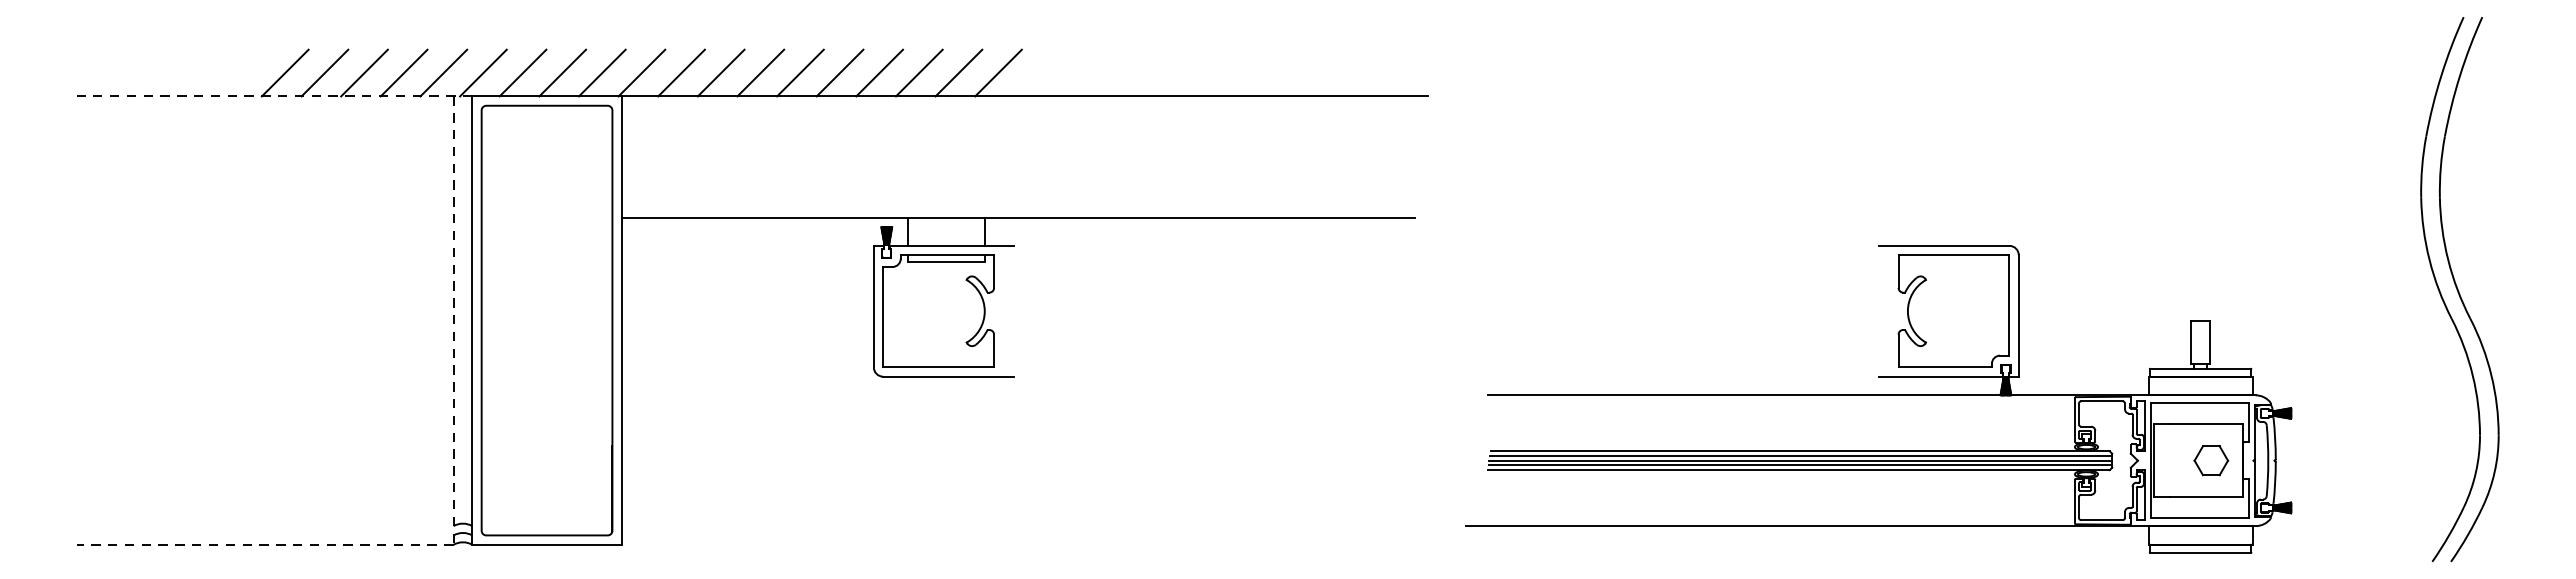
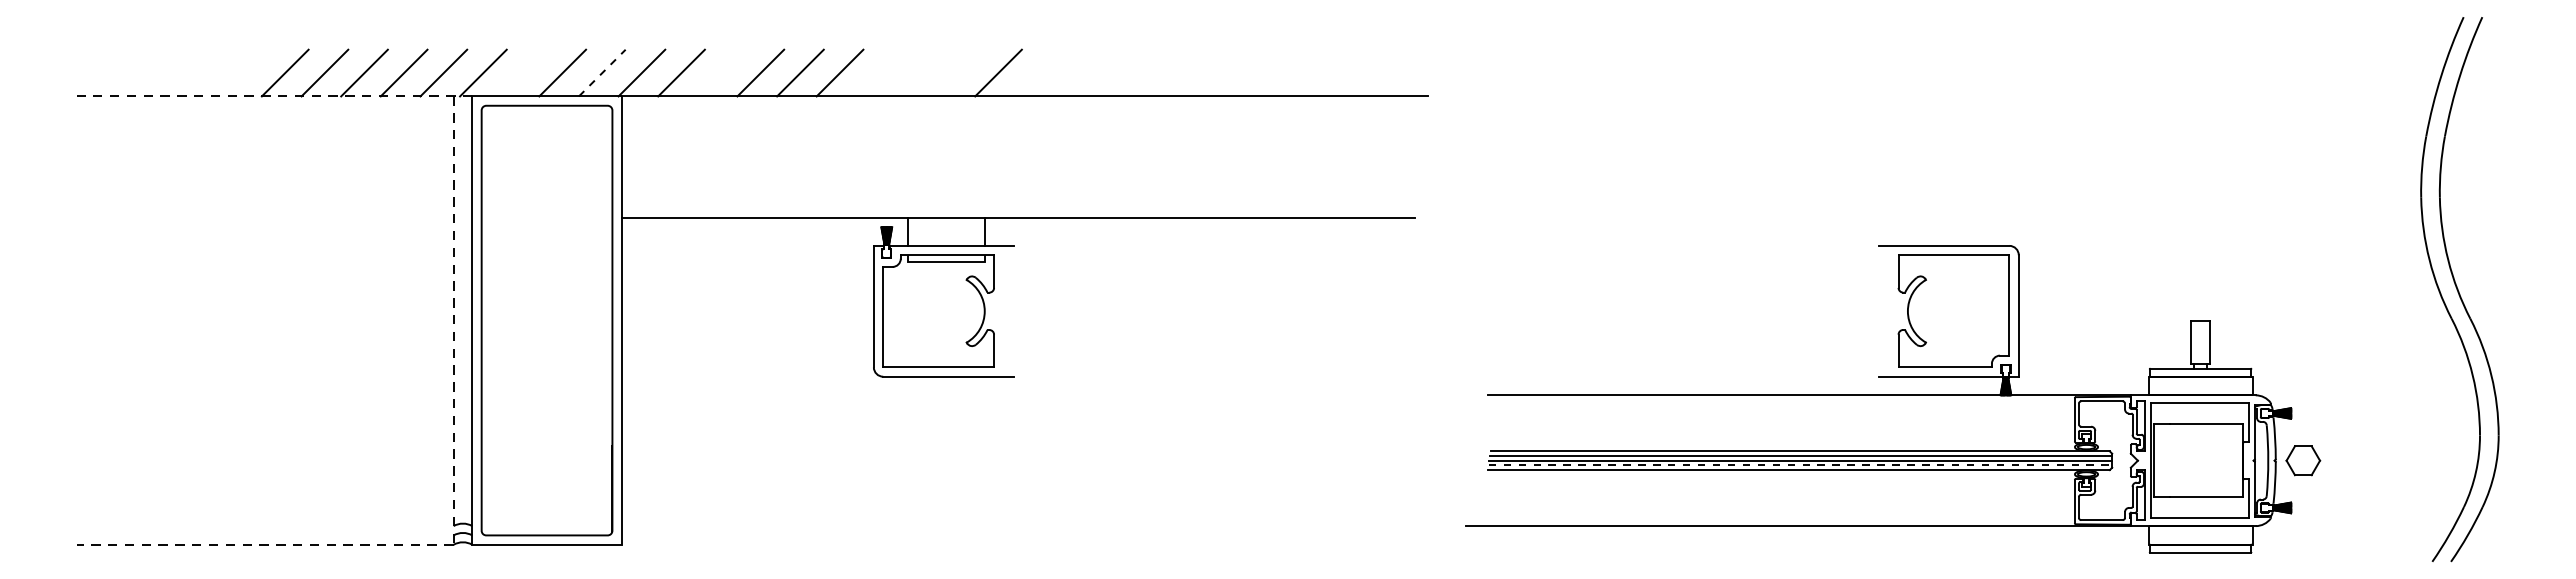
line: present -> none (522, 72)
line: solid -> dashed (602, 72)
line: present -> none (720, 72)
line: present -> none (879, 72)
line: present -> none (918, 72)
line: present -> none (958, 72)
part position: (2211, 460) -> (2303, 460) (2303, 460)
line: solid -> dashed (1800, 465)
